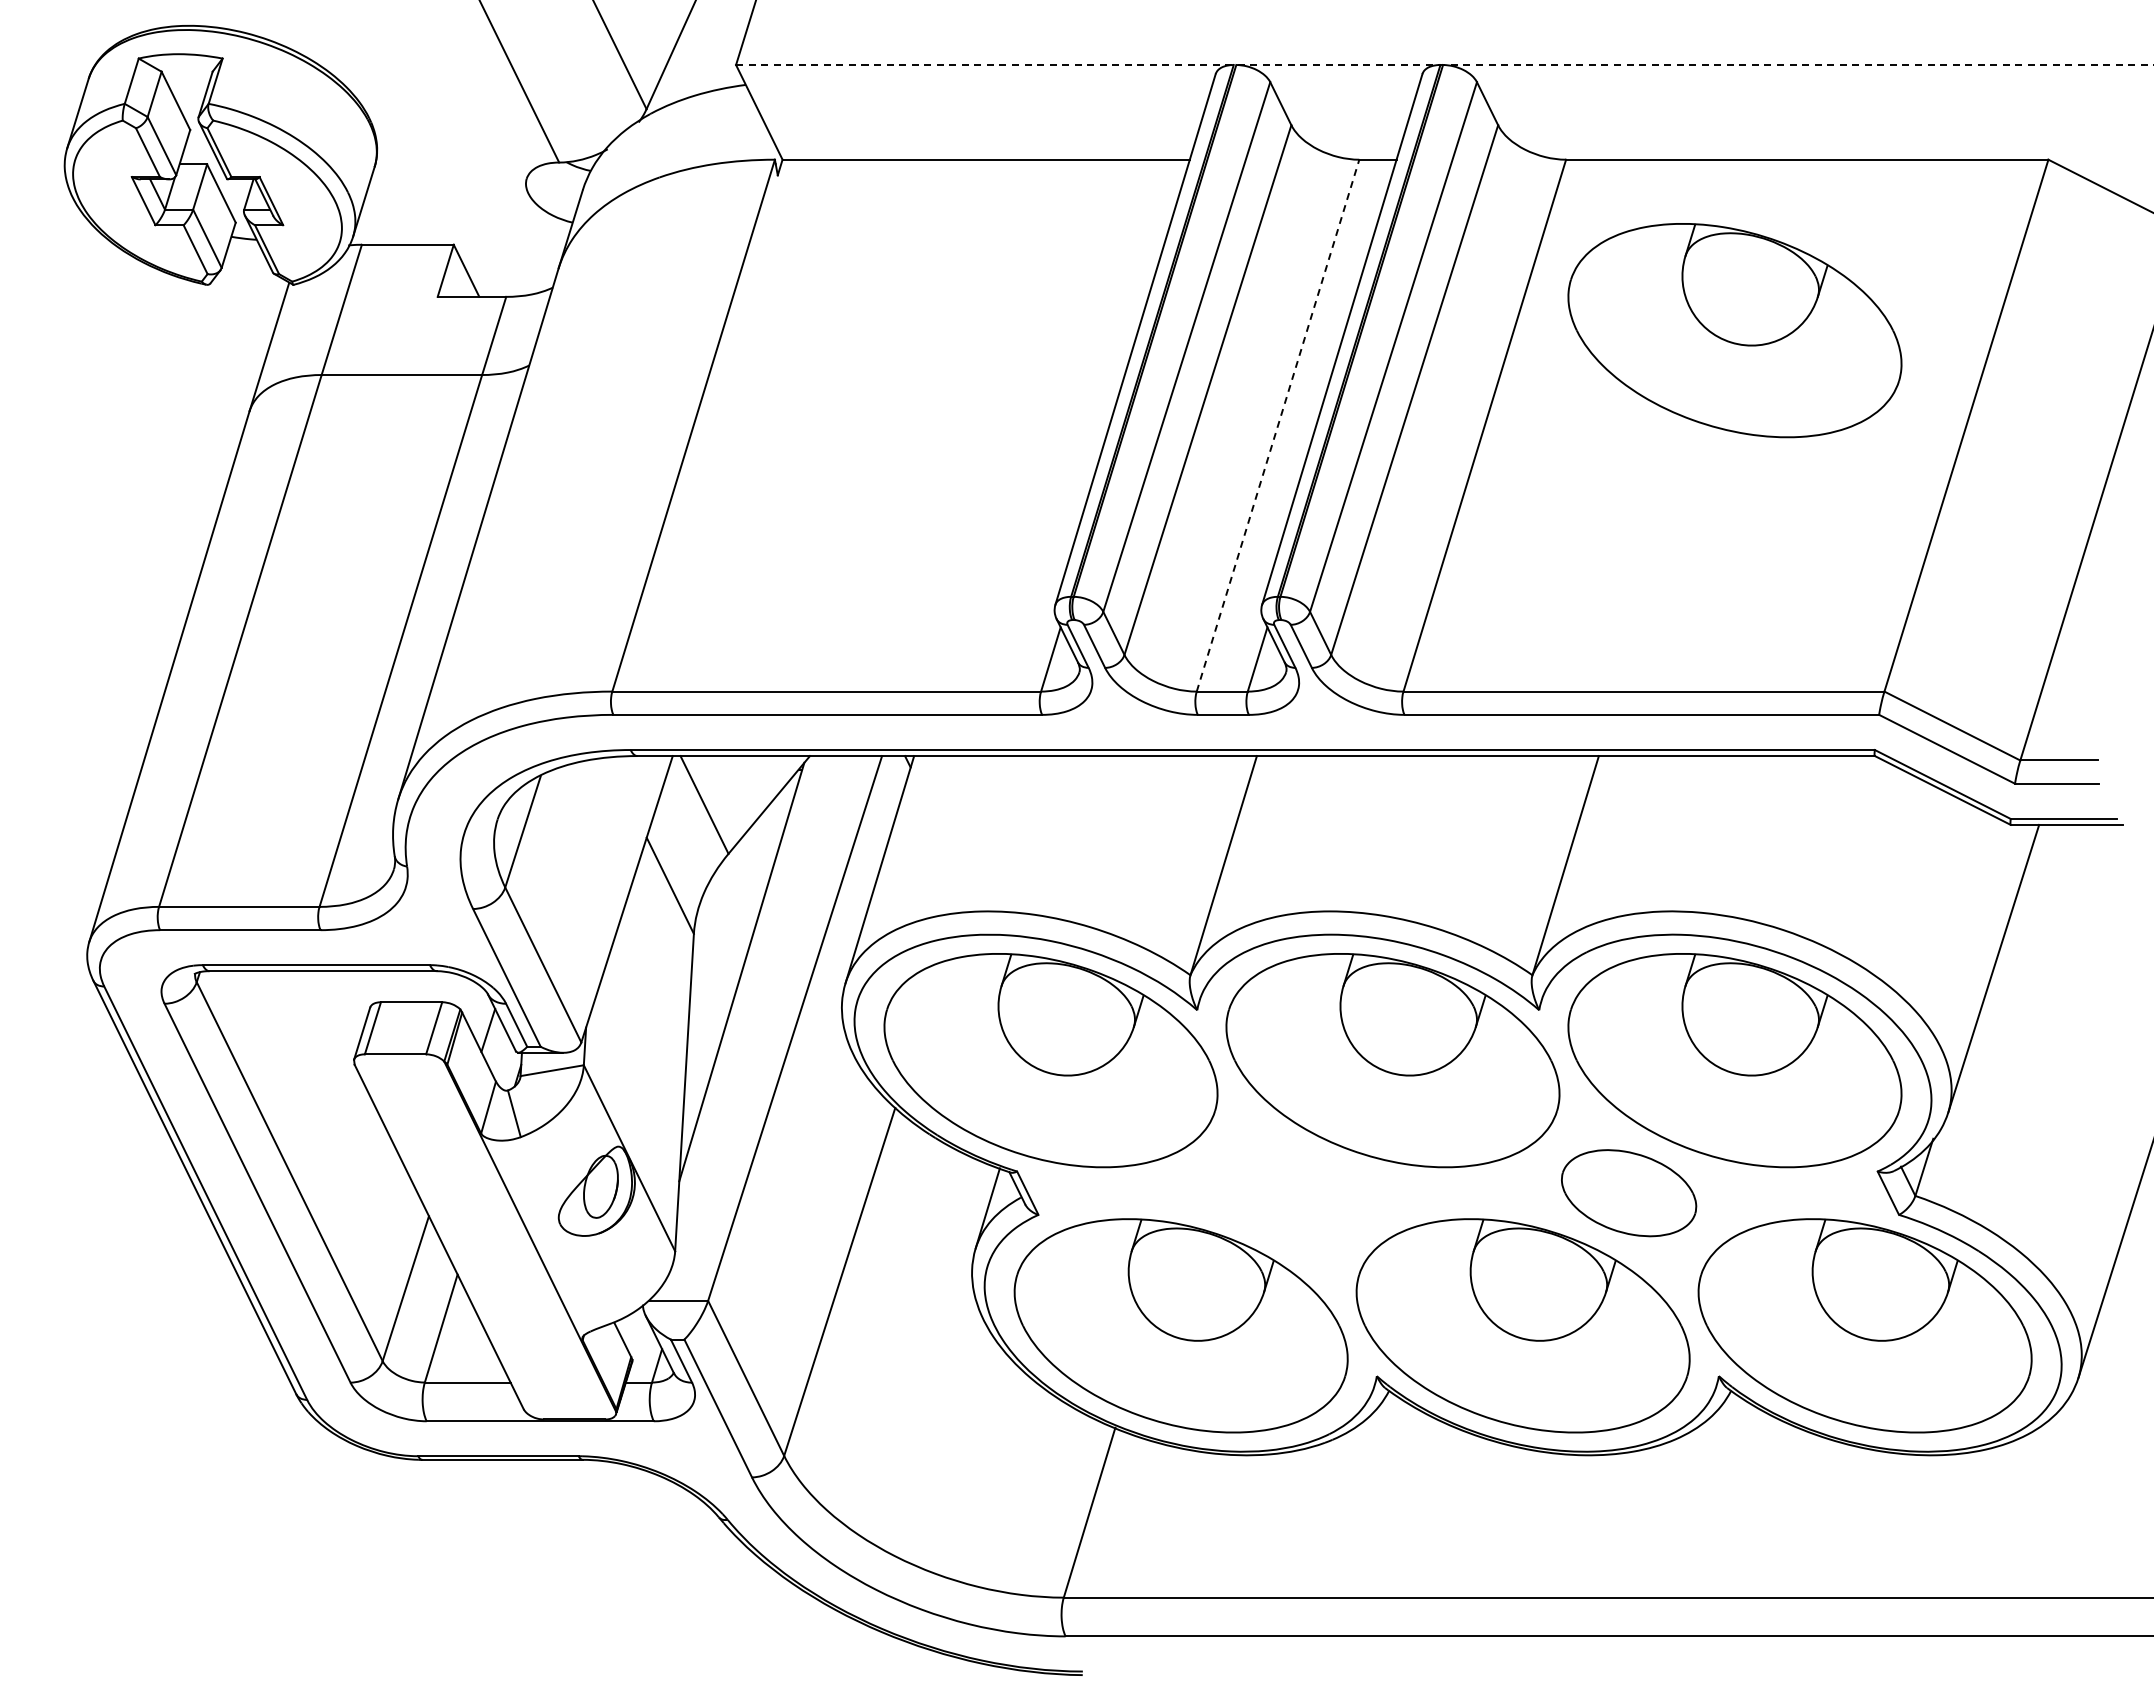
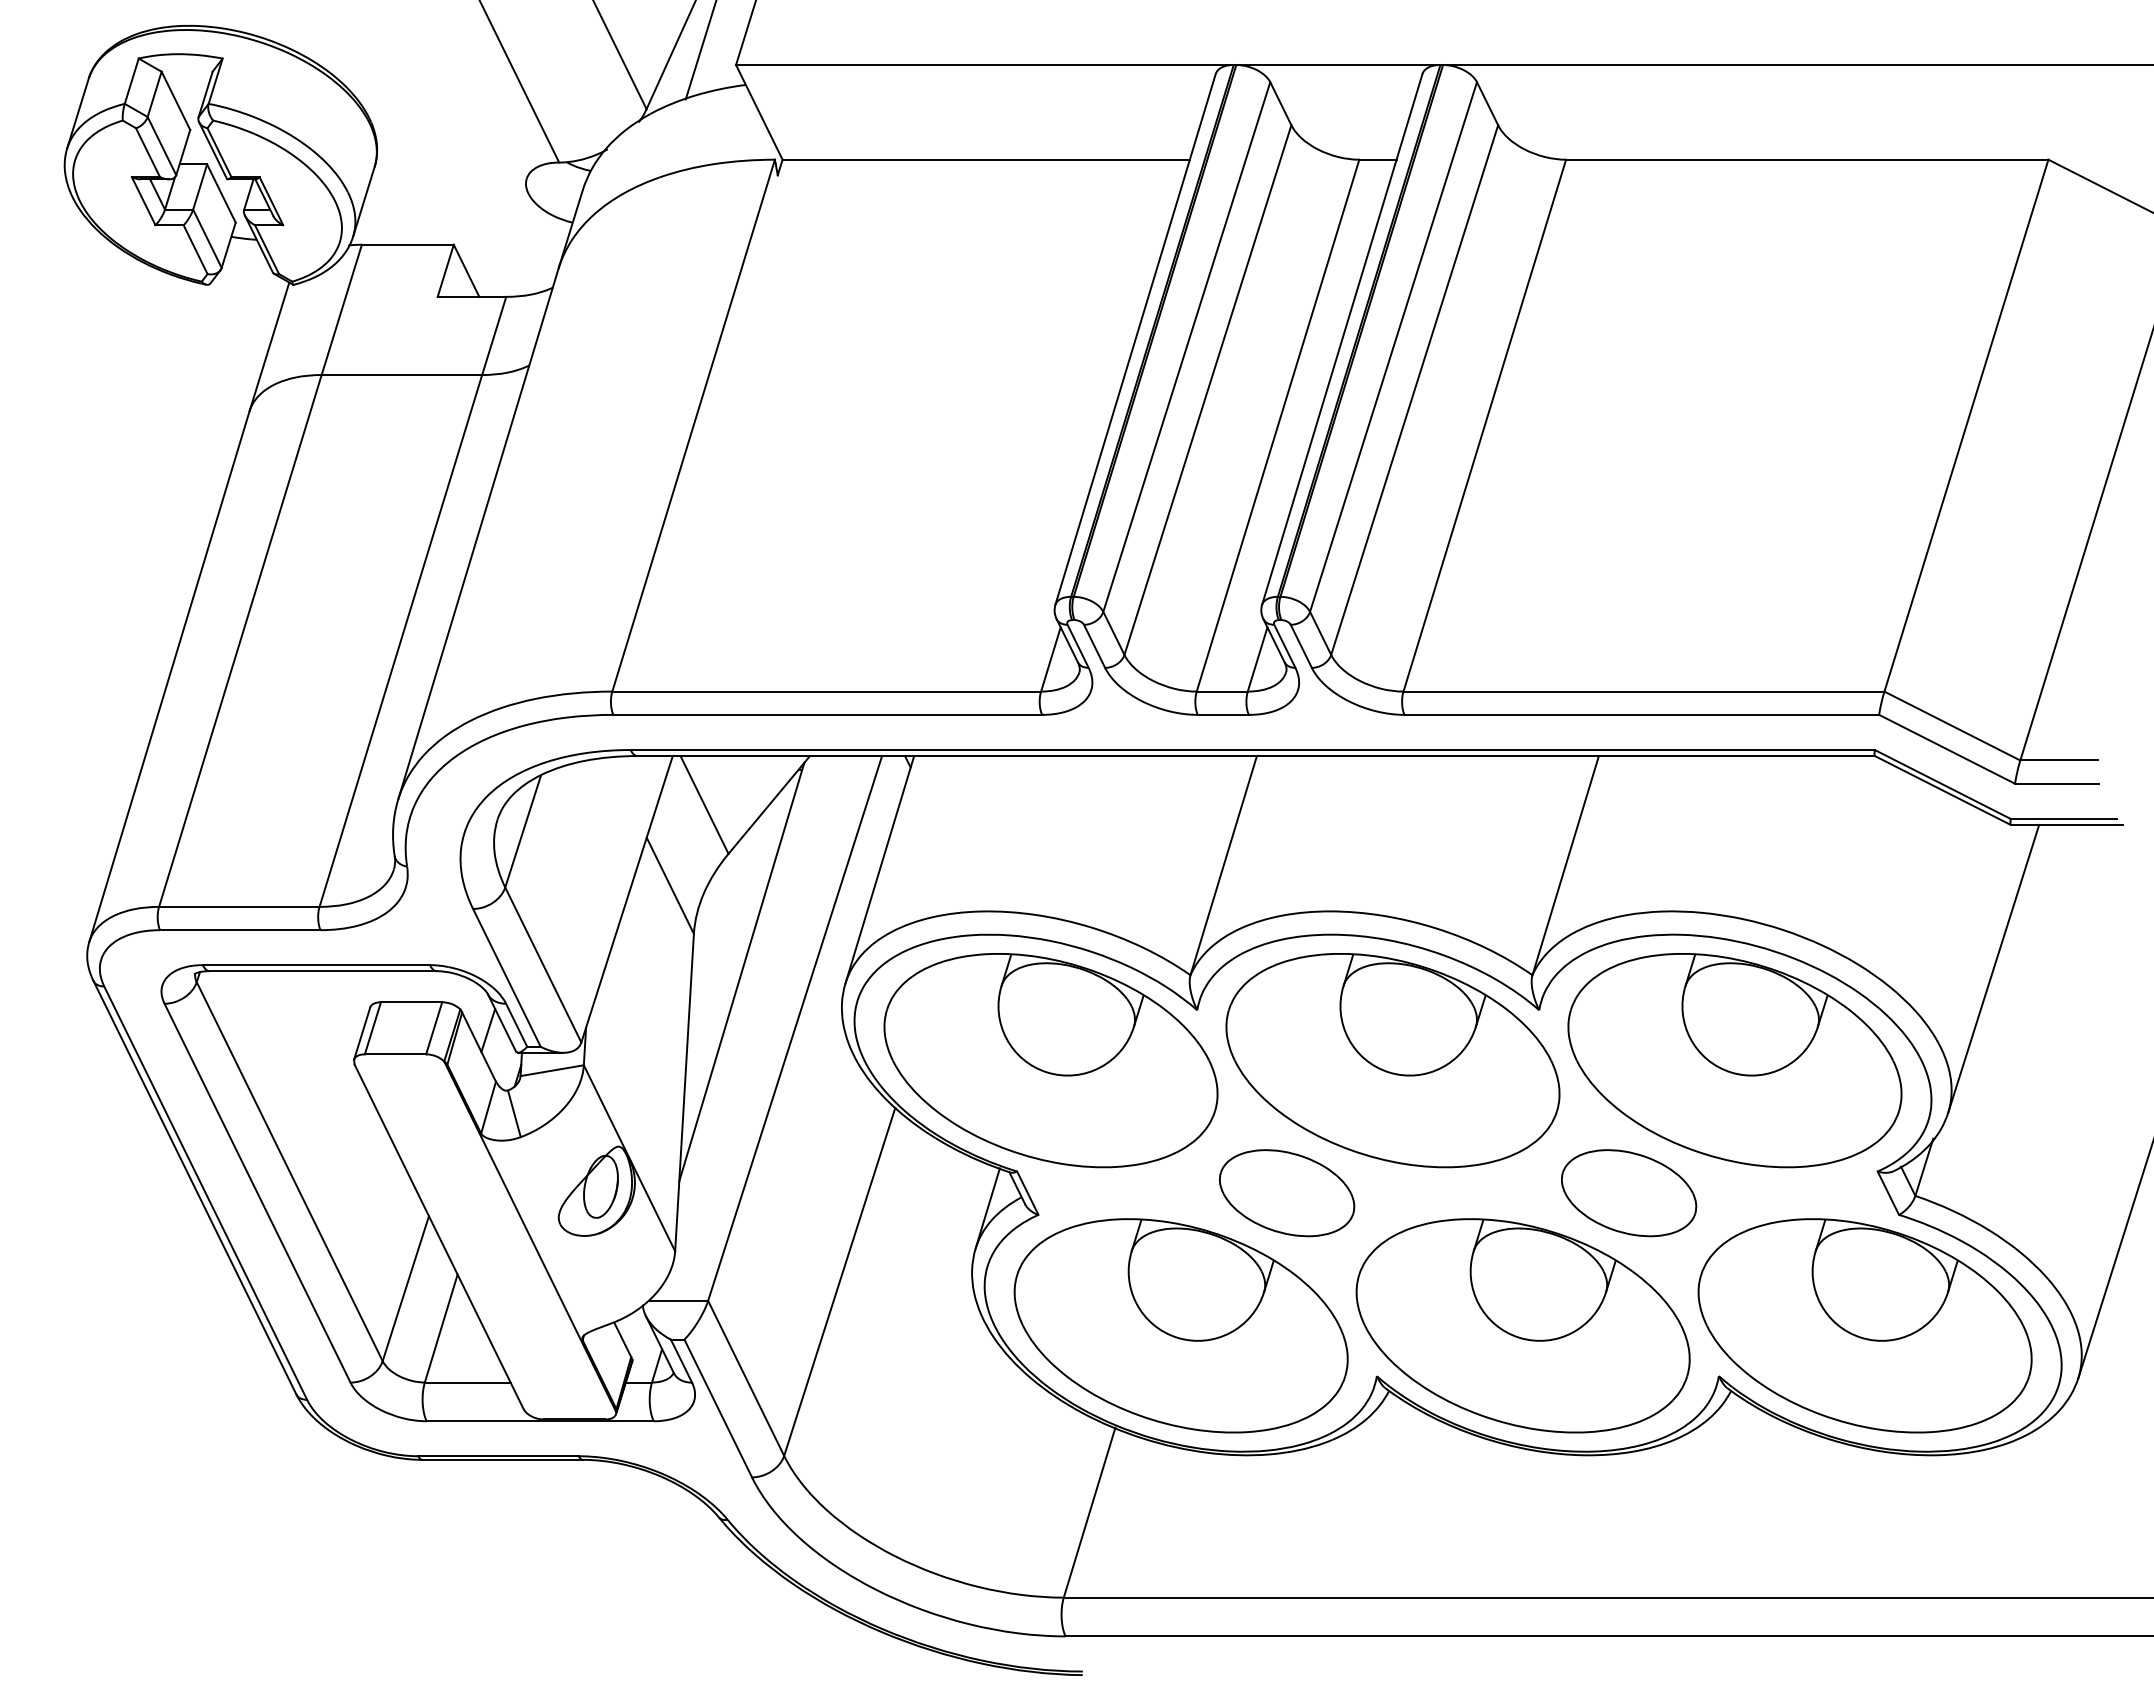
line: none -> present (700, 50)
line: dashed -> solid (1445, 65)
part: present -> none (1734, 330)
line: dashed -> solid (1278, 425)
part: none -> present (1287, 1193)
